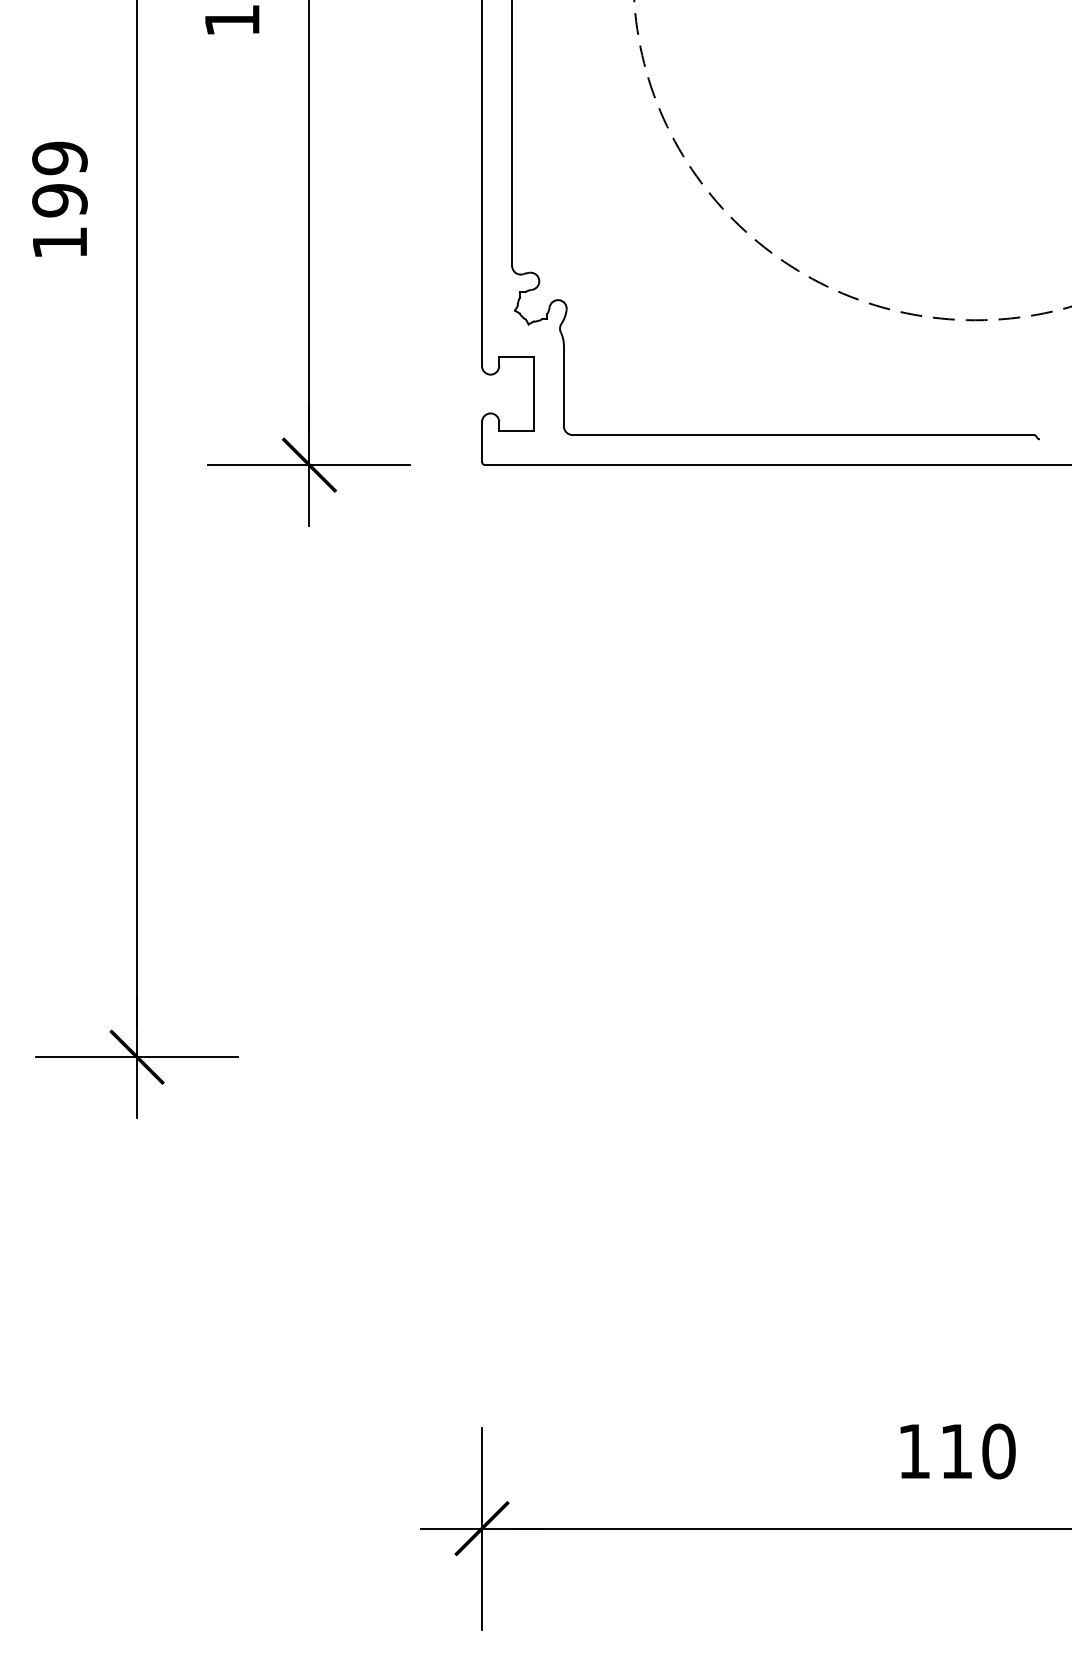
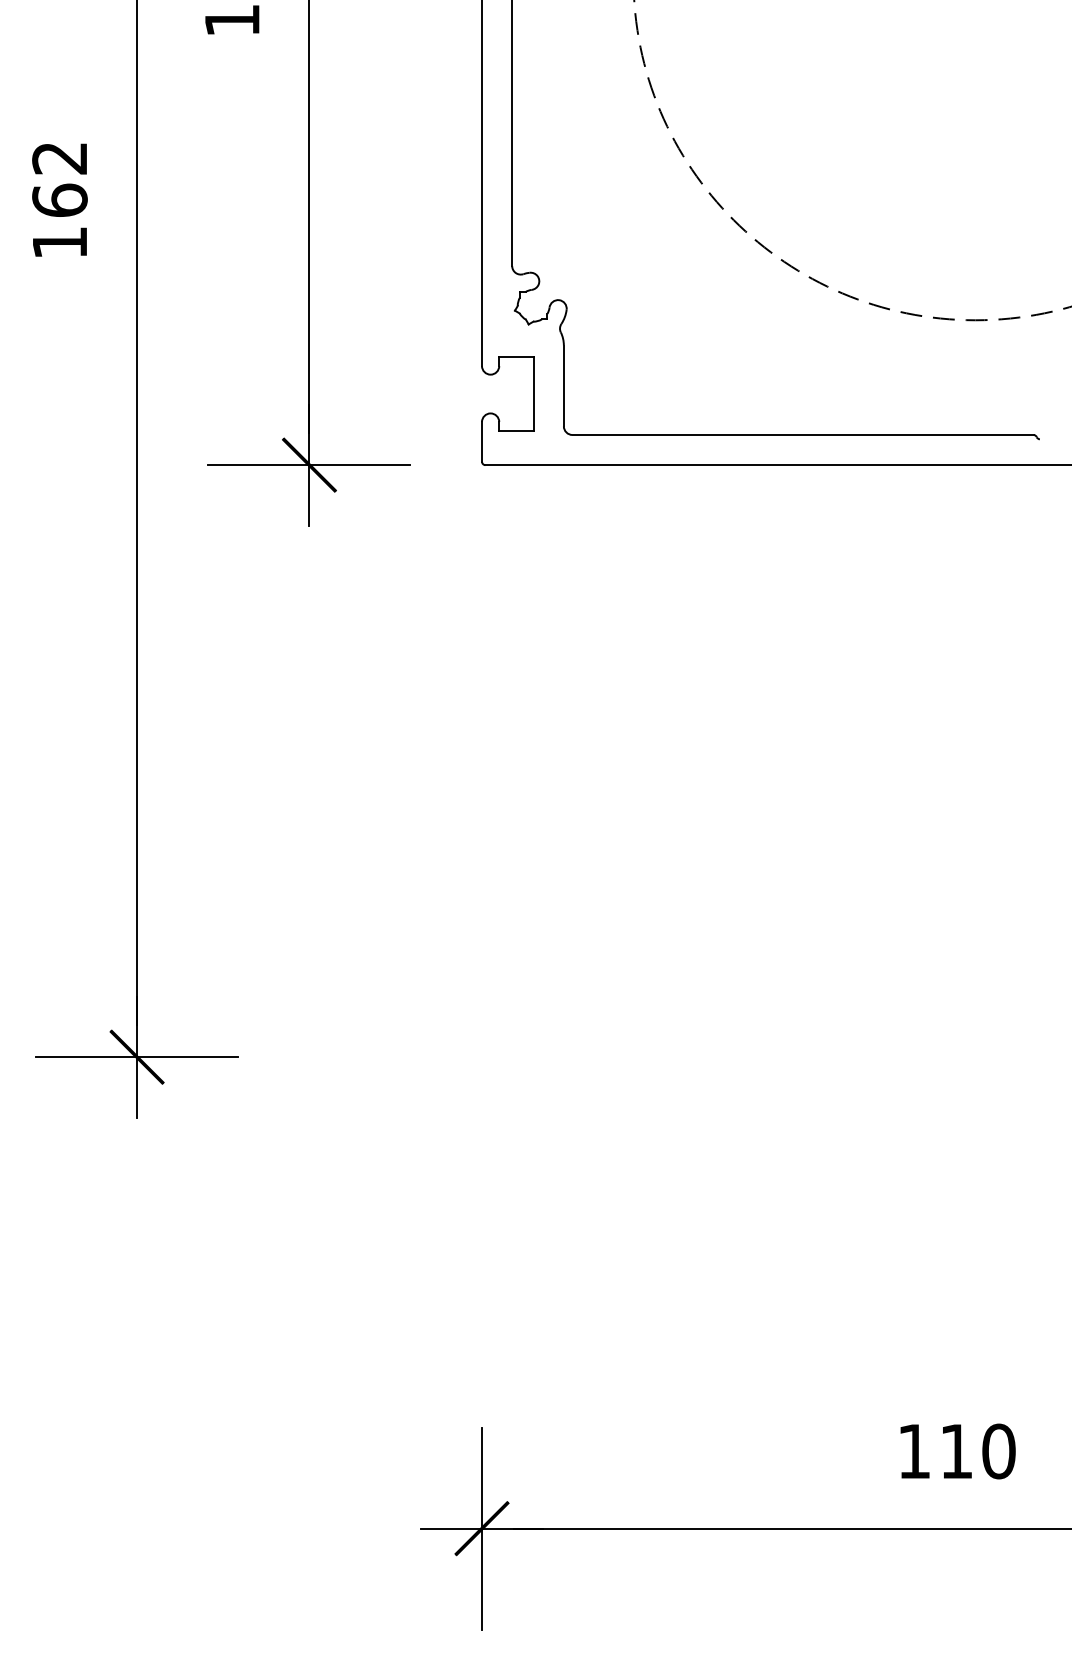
text: 199 -> 162 (59, 179)
